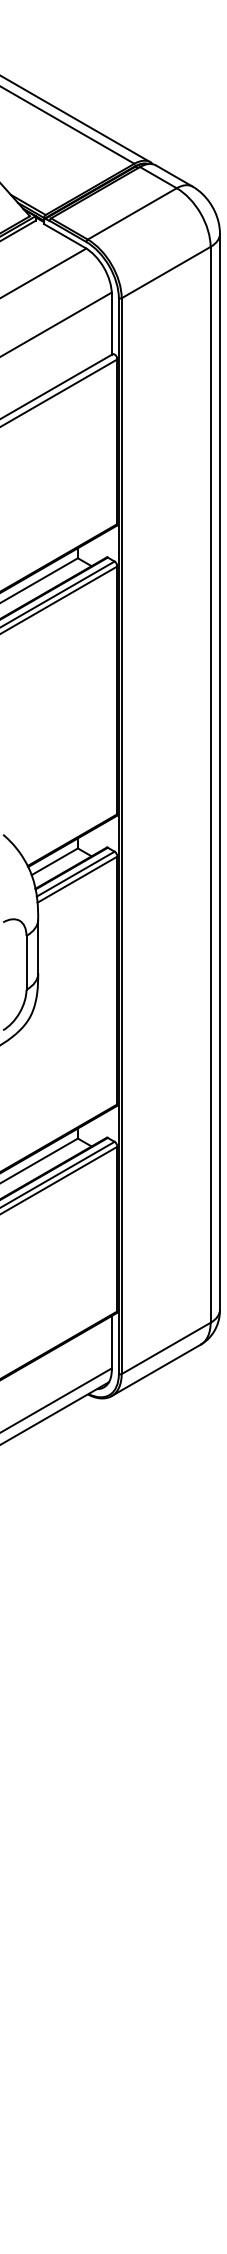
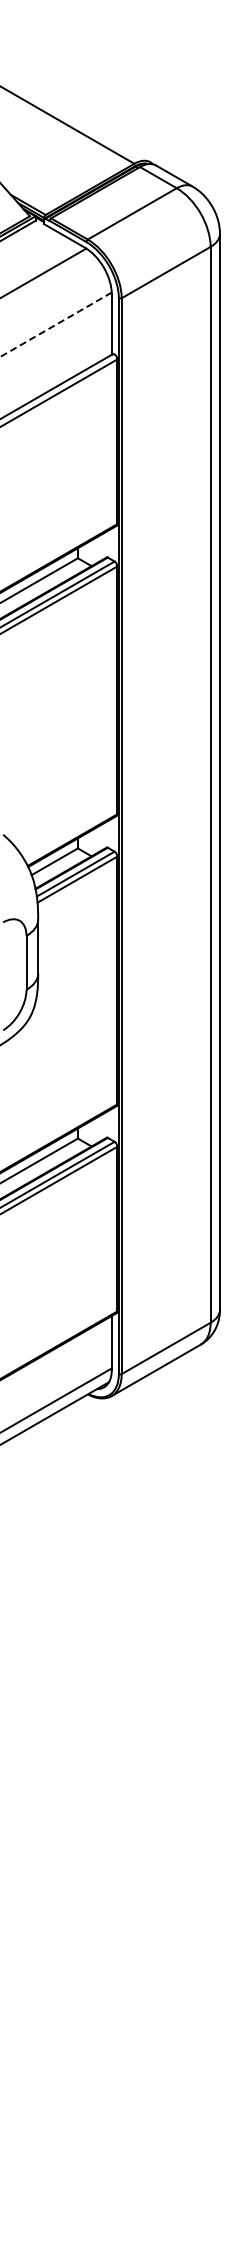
line: present -> none (76, 119)
line: solid -> dashed (55, 325)
